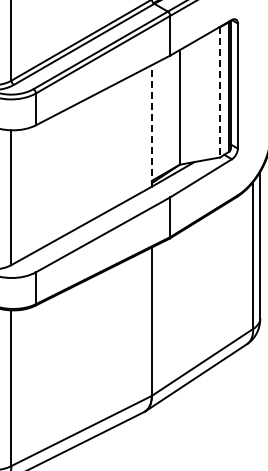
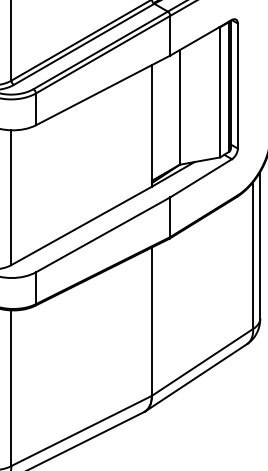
line: dashed -> solid (220, 92)
line: dashed -> solid (151, 125)
